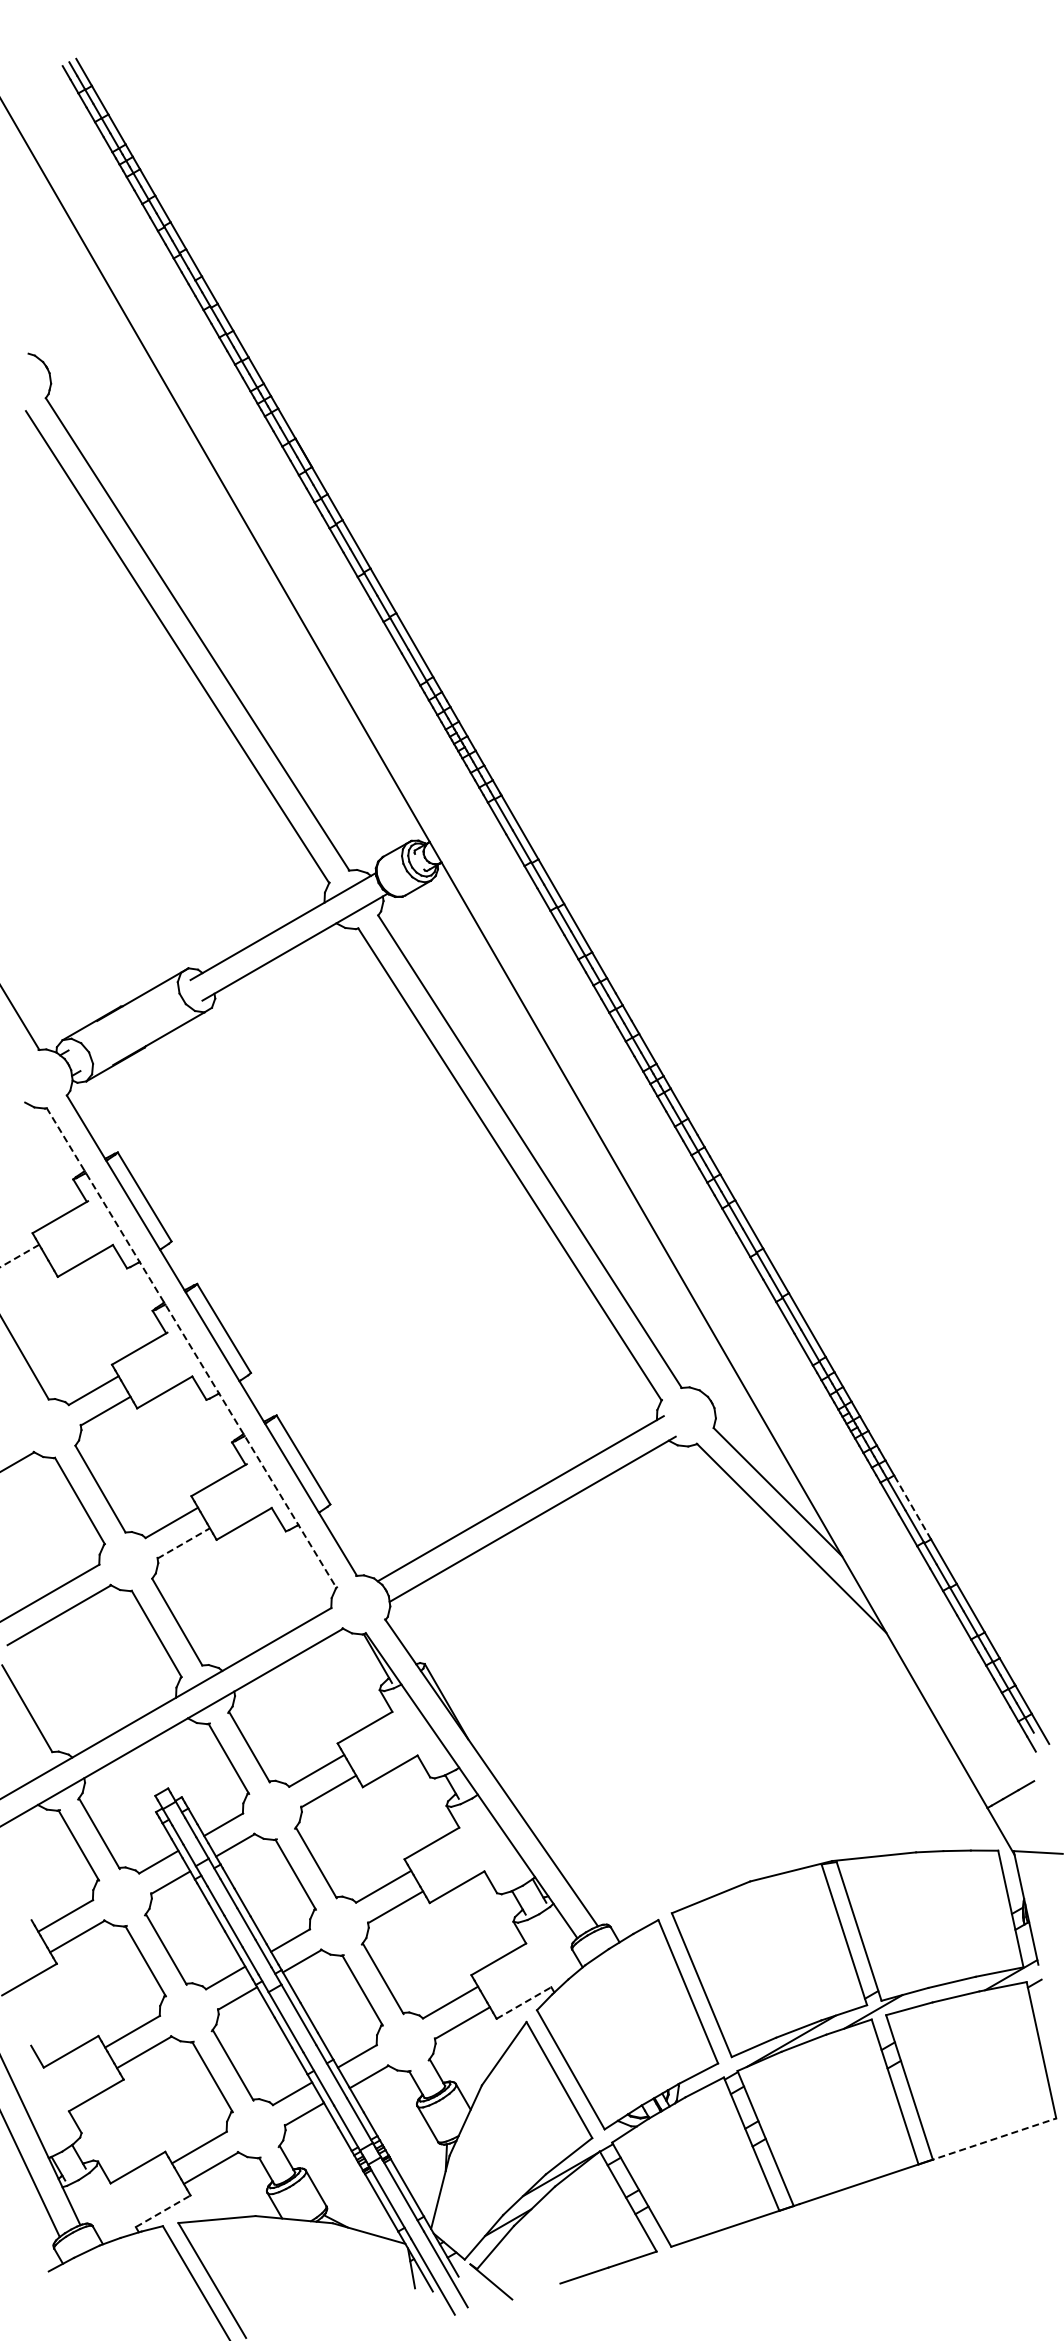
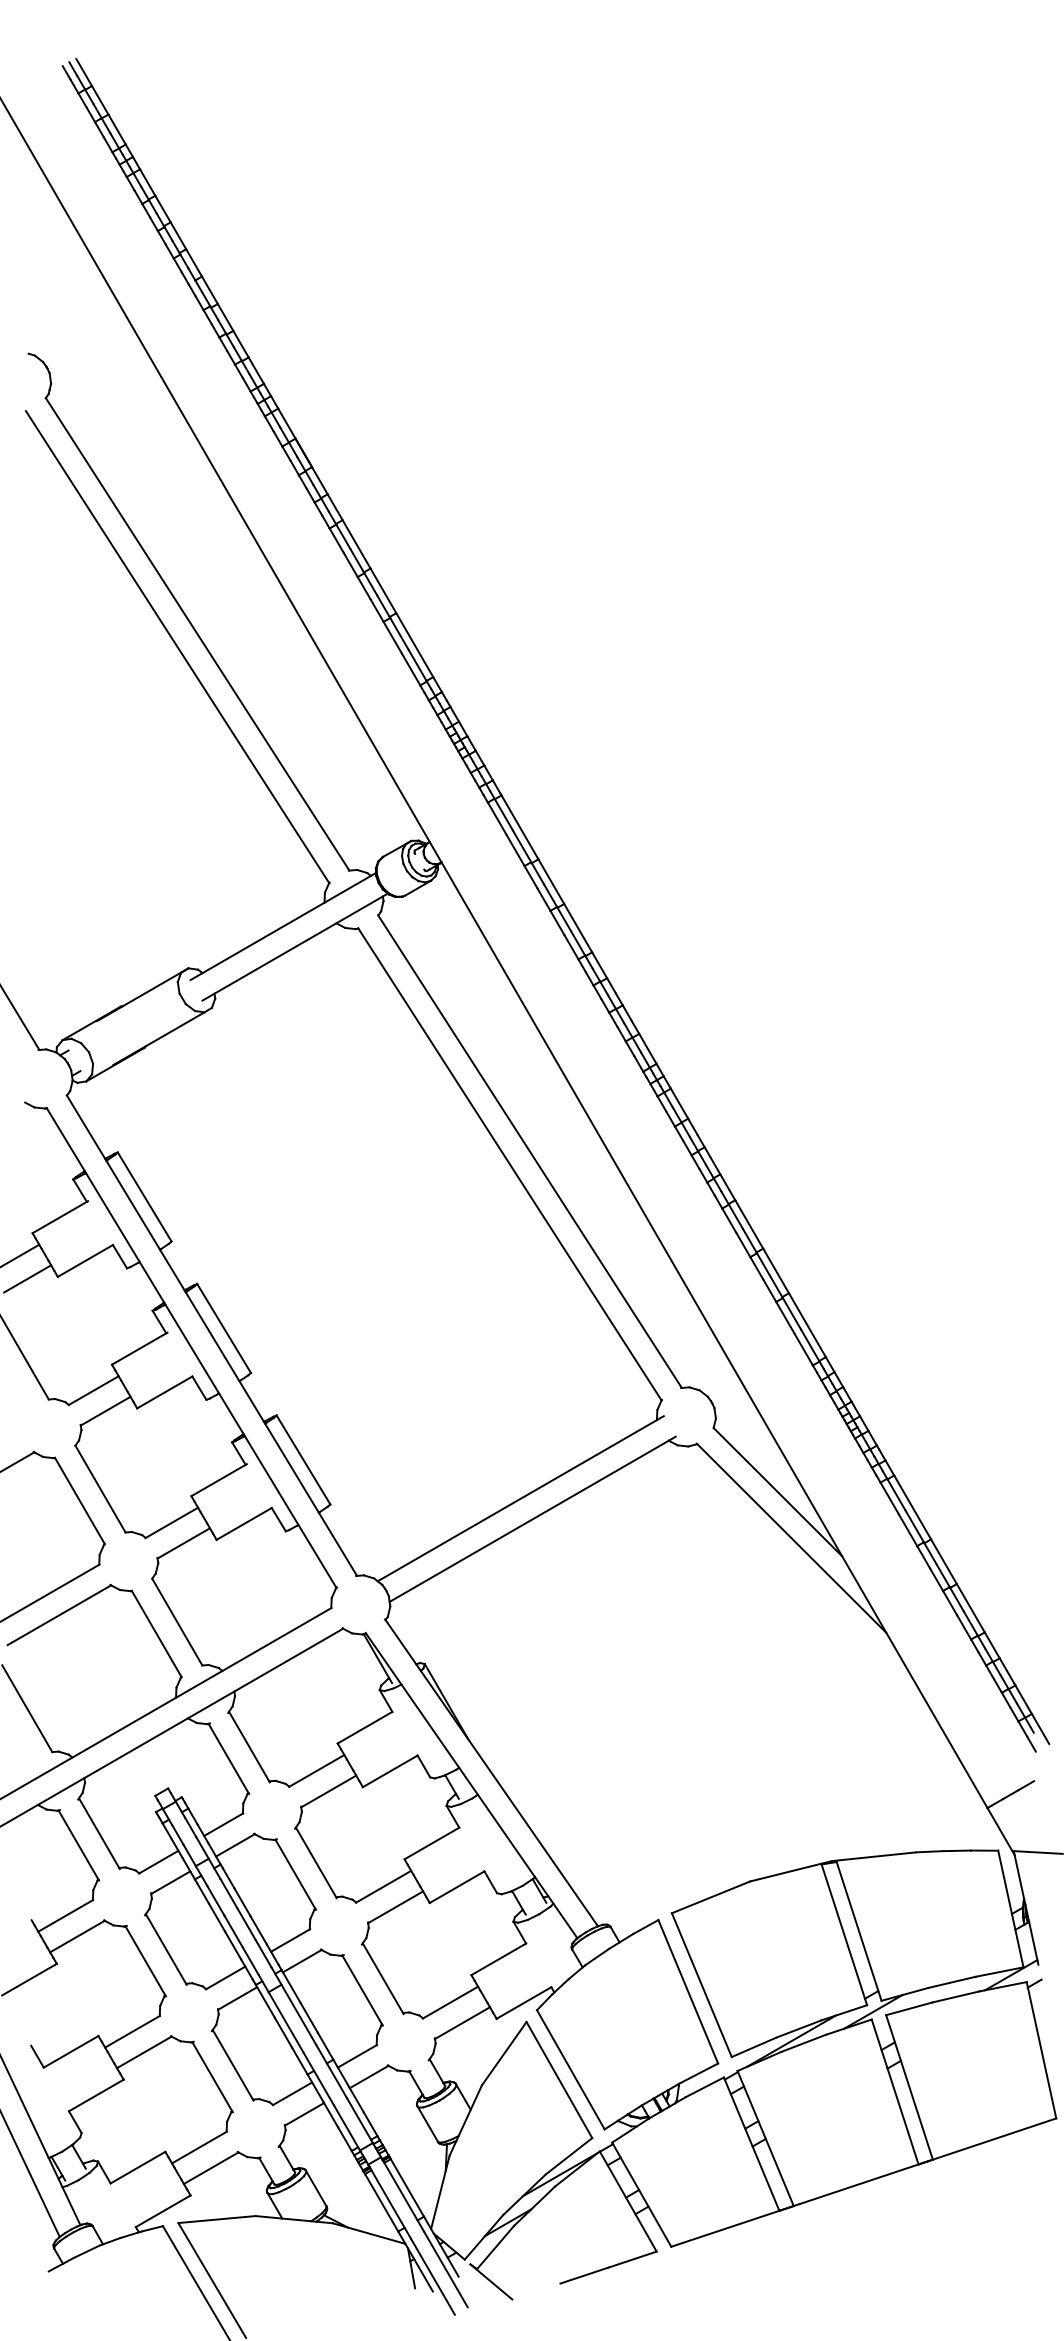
line: dashed -> solid (19, 1256)
line: none -> present (27, 1278)
line: dashed -> solid (191, 1348)
line: dashed -> solid (912, 1507)
line: dashed -> solid (184, 1543)
line: dashed -> solid (523, 2003)
line: dashed -> solid (992, 2139)
line: dashed -> solid (163, 2211)
